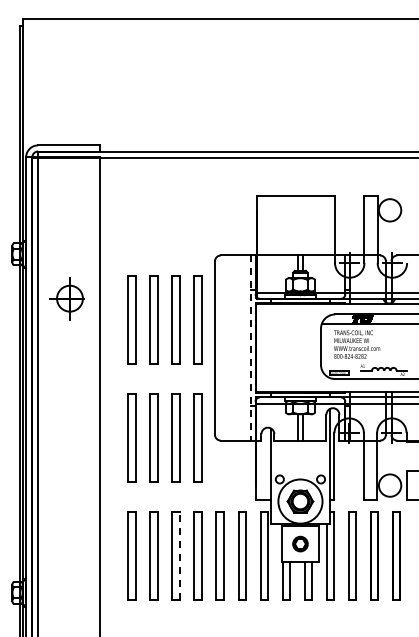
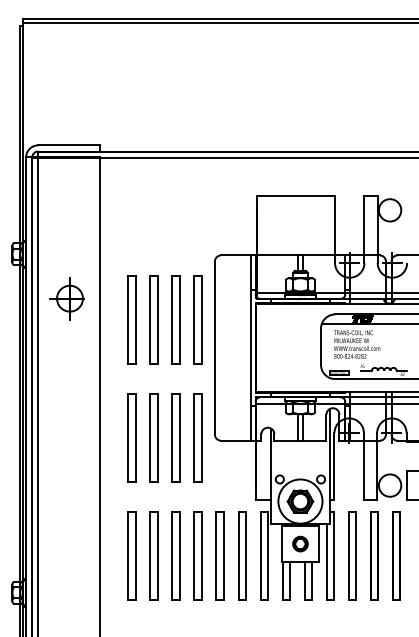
line: none -> present (219, 22)
line: dashed -> solid (251, 348)
line: dashed -> solid (179, 555)
